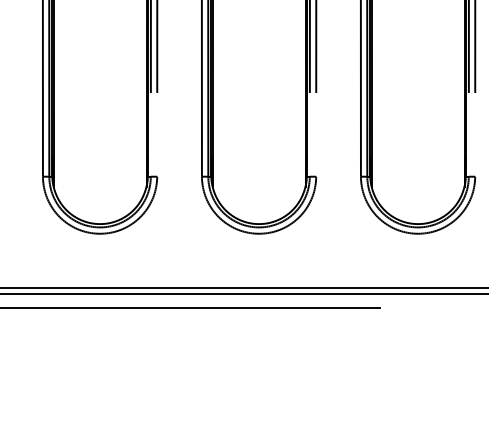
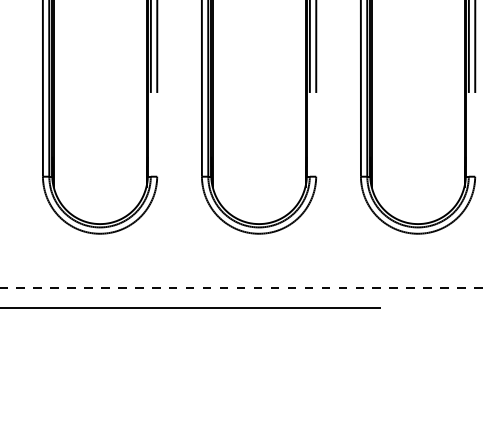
line: solid -> dashed (244, 288)
line: present -> none (243, 294)
